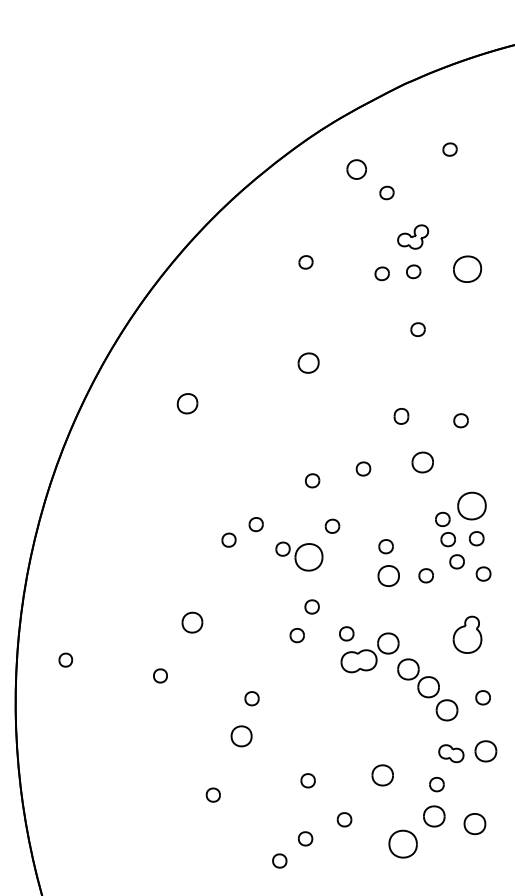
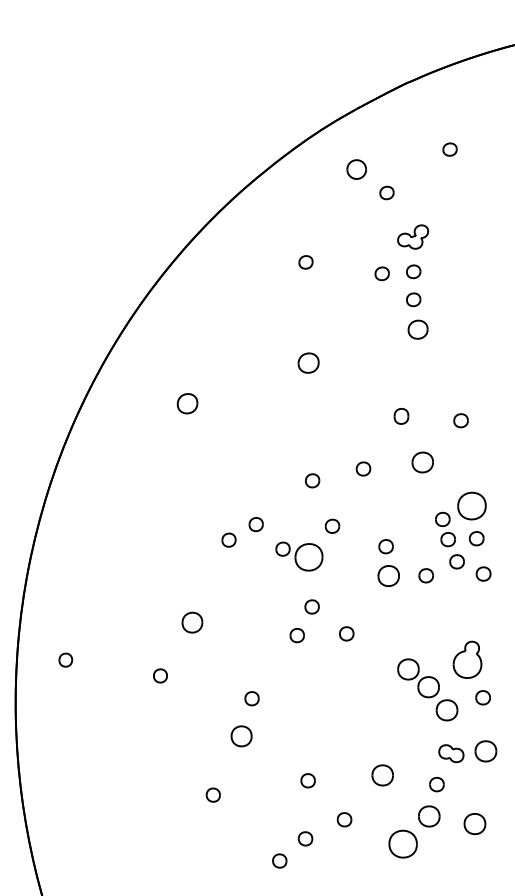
part: present -> none (467, 268)
part: none -> present (413, 299)
part size: 16x15 px -> 22x21 px (417, 329)
part position: (467, 634) -> (467, 659) (467, 659)
part: present -> none (369, 652)
part position: (434, 816) -> (429, 816) (429, 816)
